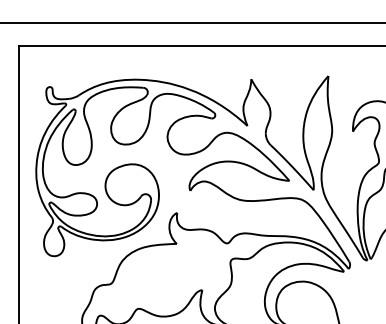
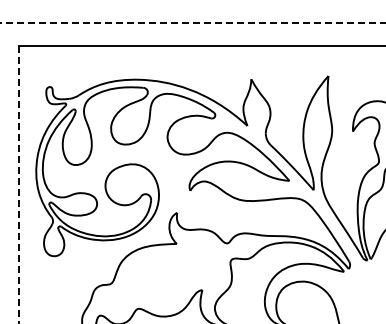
line: solid -> dashed (192, 22)
line: solid -> dashed (18, 184)
